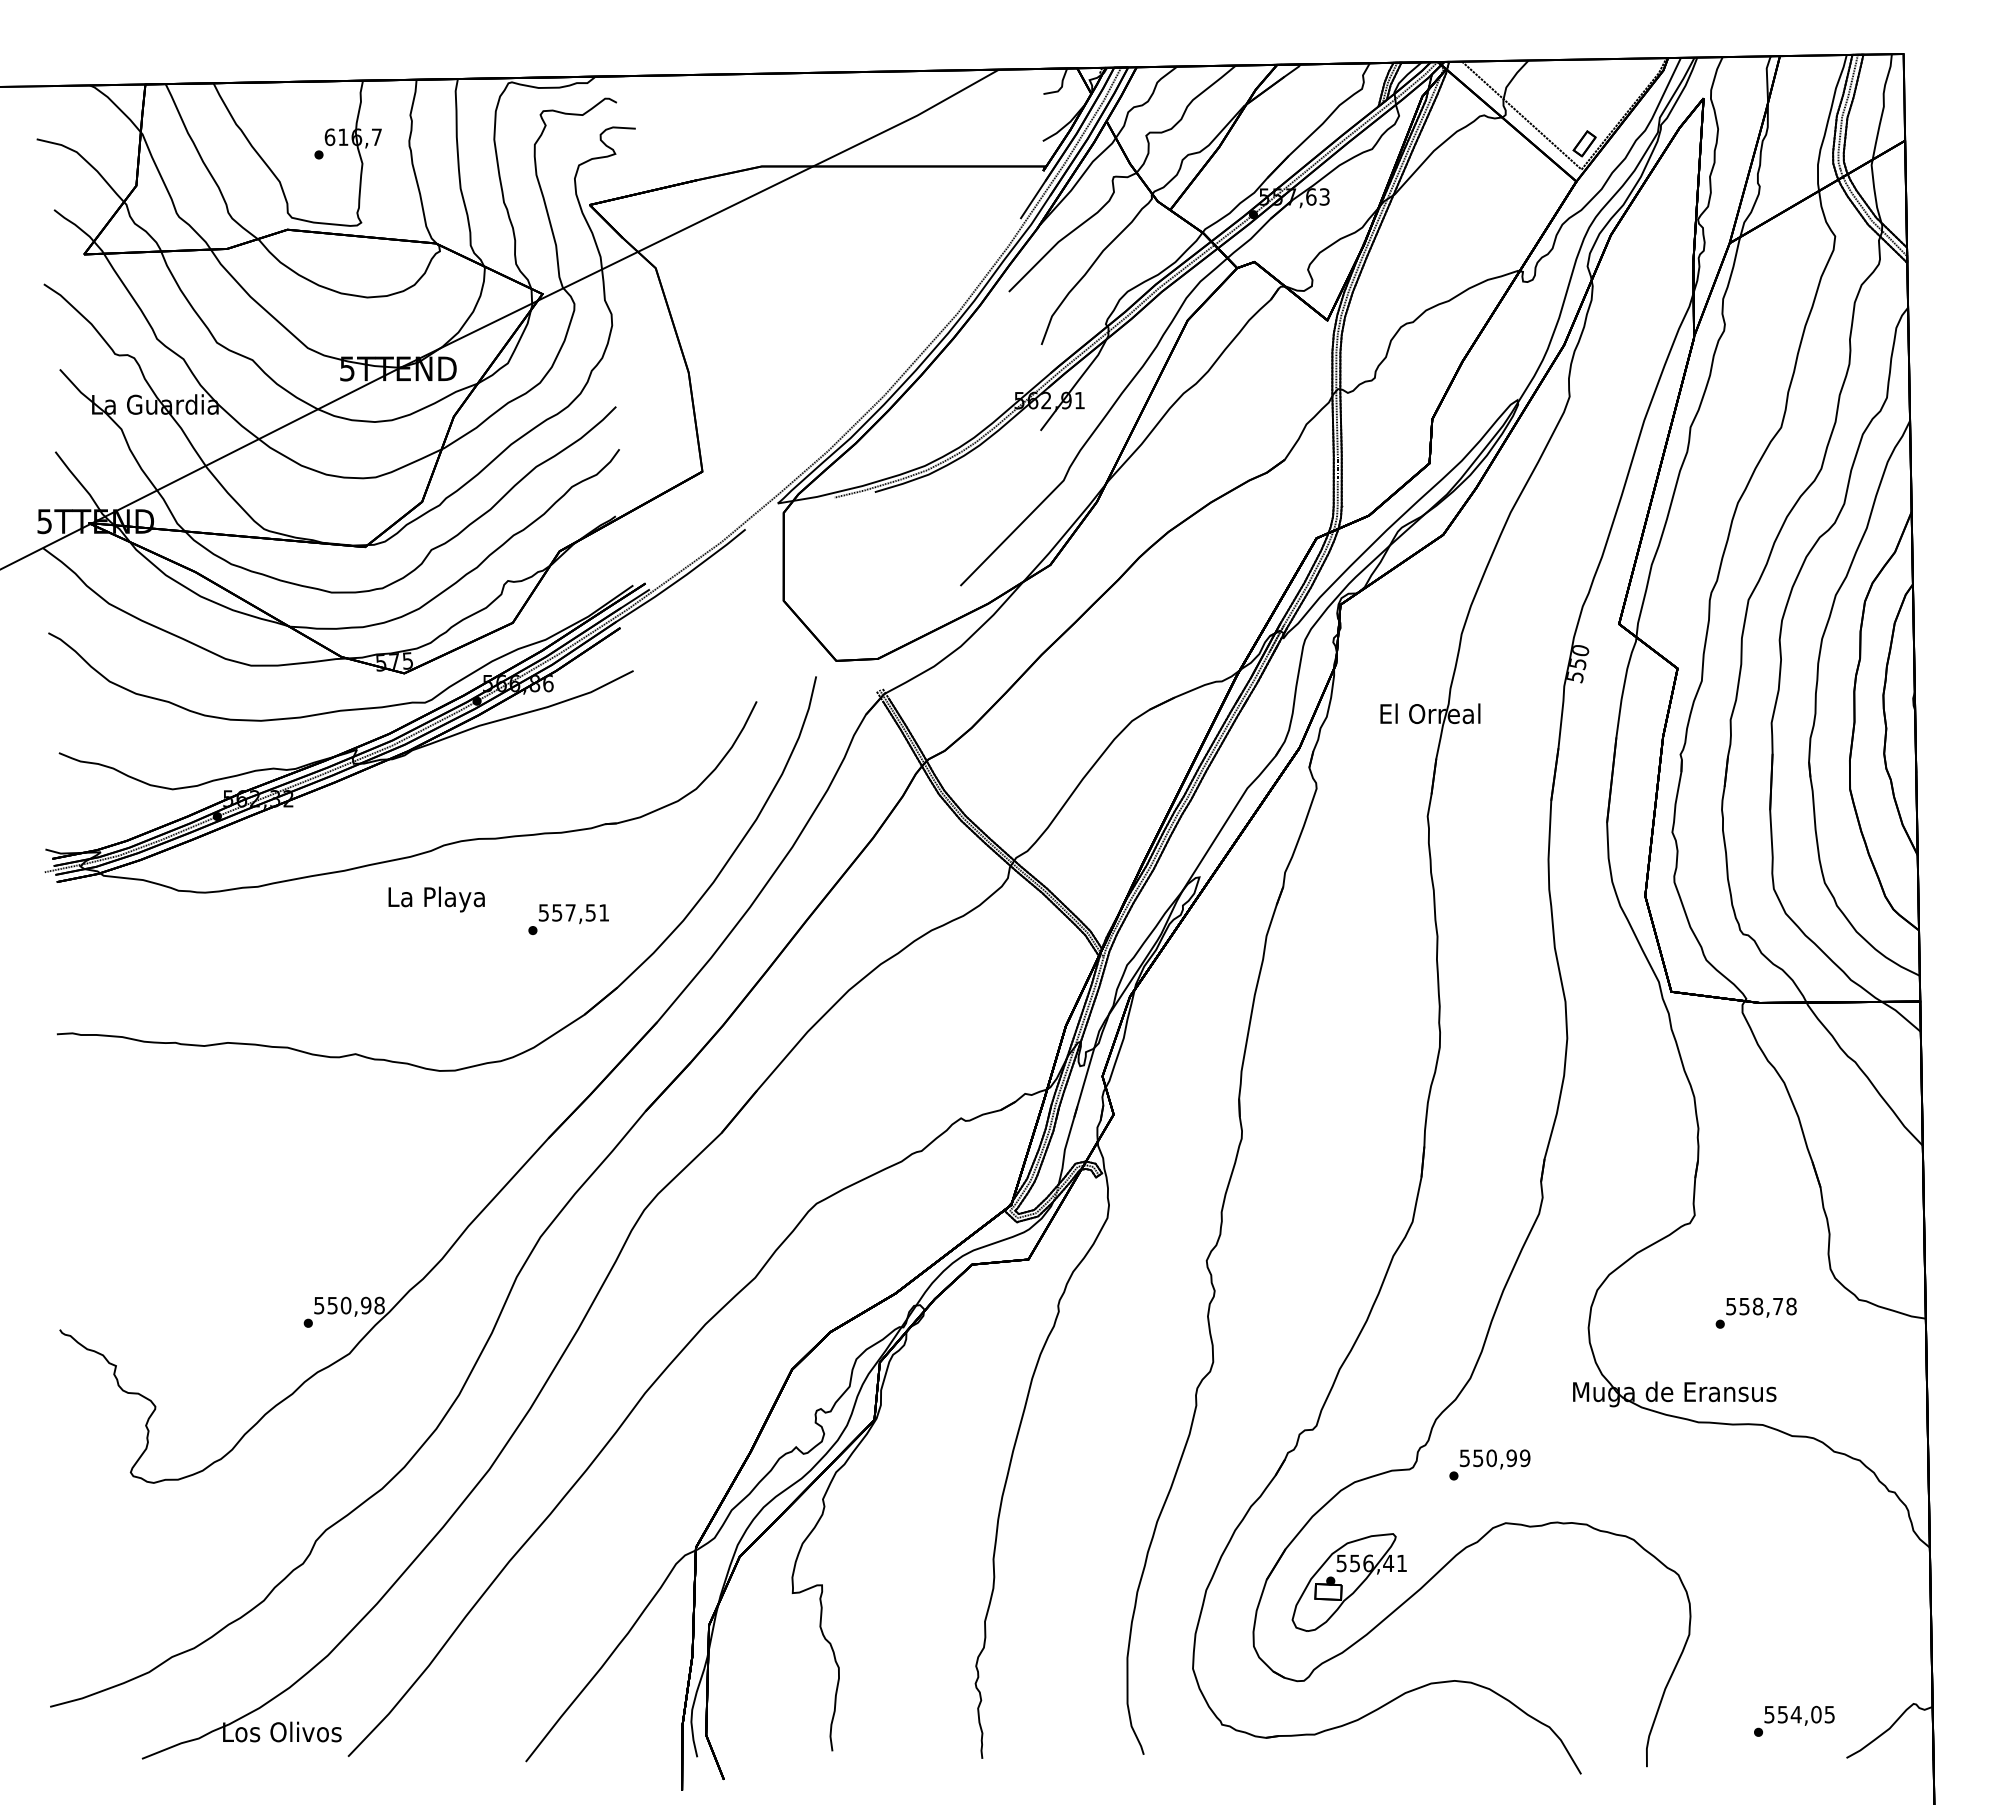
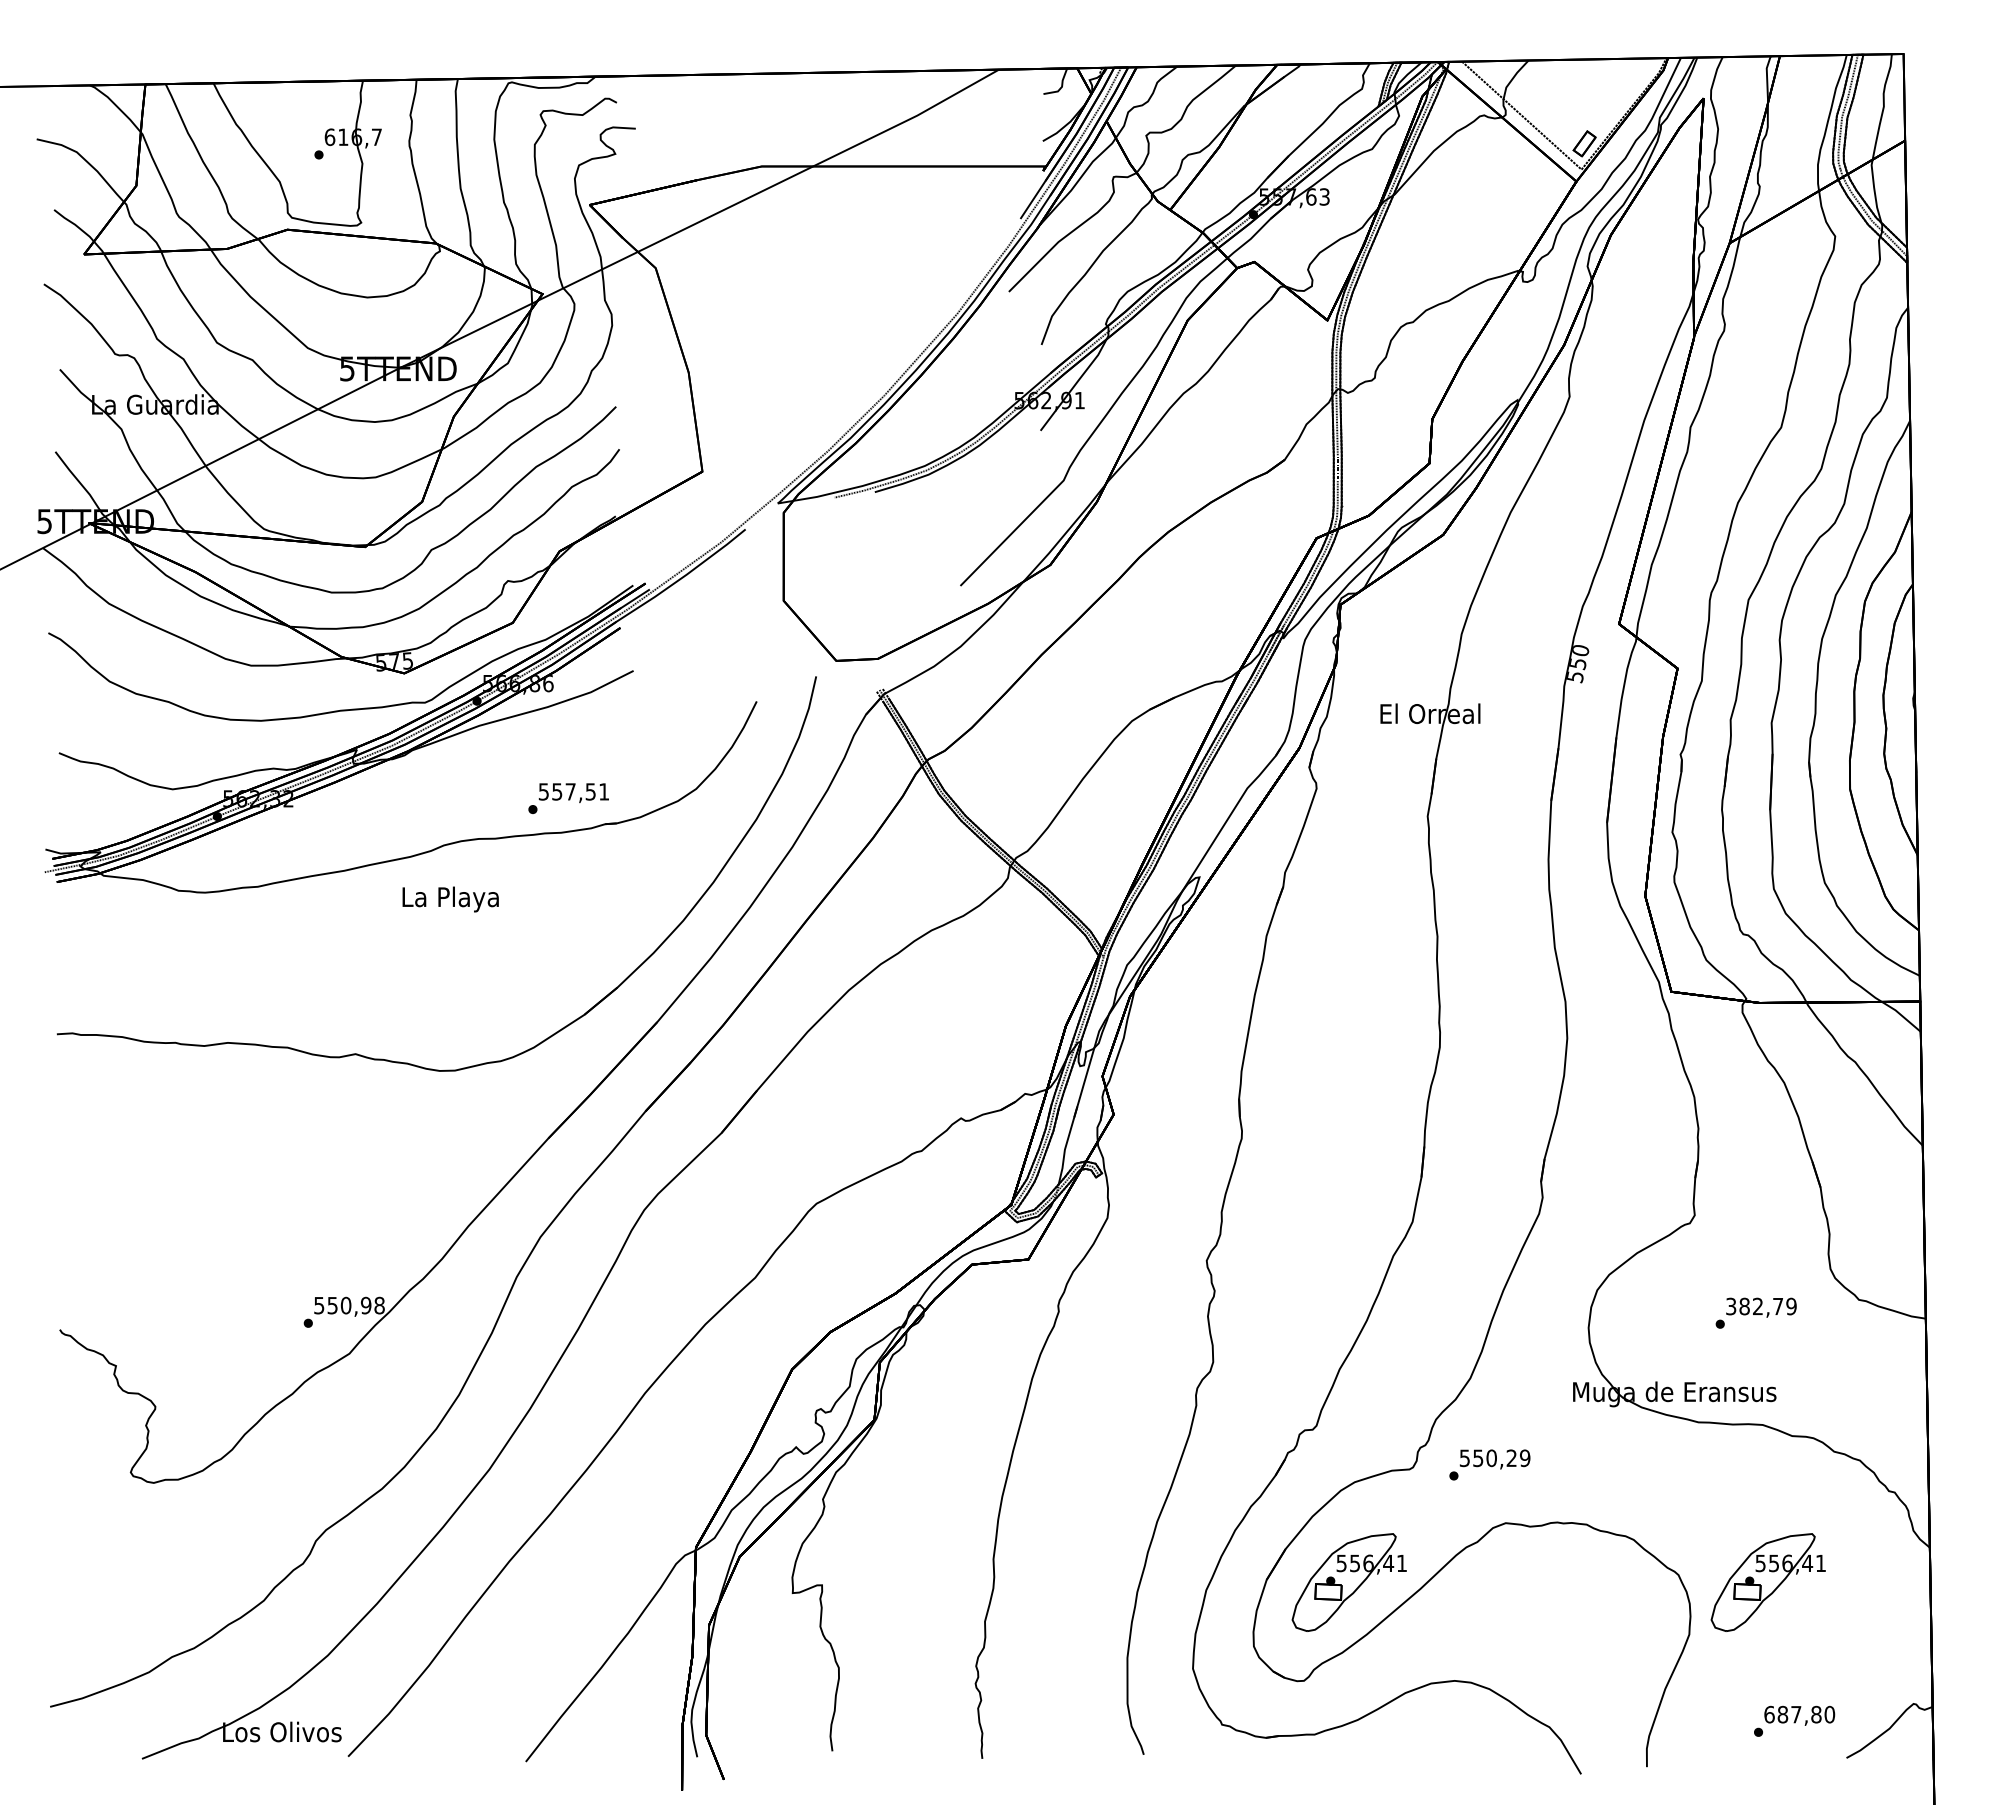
text position: (436, 899) -> (450, 899) (450, 899)
text position: (568, 919) -> (568, 798) (568, 798)
text: 558,78 -> 382,79 (1761, 1306)
text: 550,99 -> 550,29 (1511, 1458)
part: none -> present (1767, 1582)
text: 554,05 -> 687,80 (1799, 1714)
